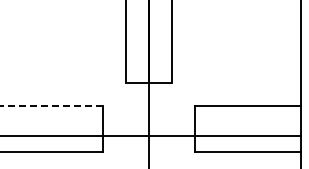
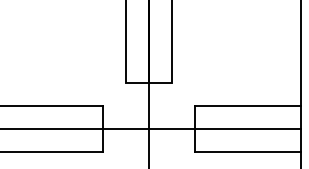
line: dashed -> solid (51, 106)
line position: (151, 136) -> (151, 129) (151, 129)
